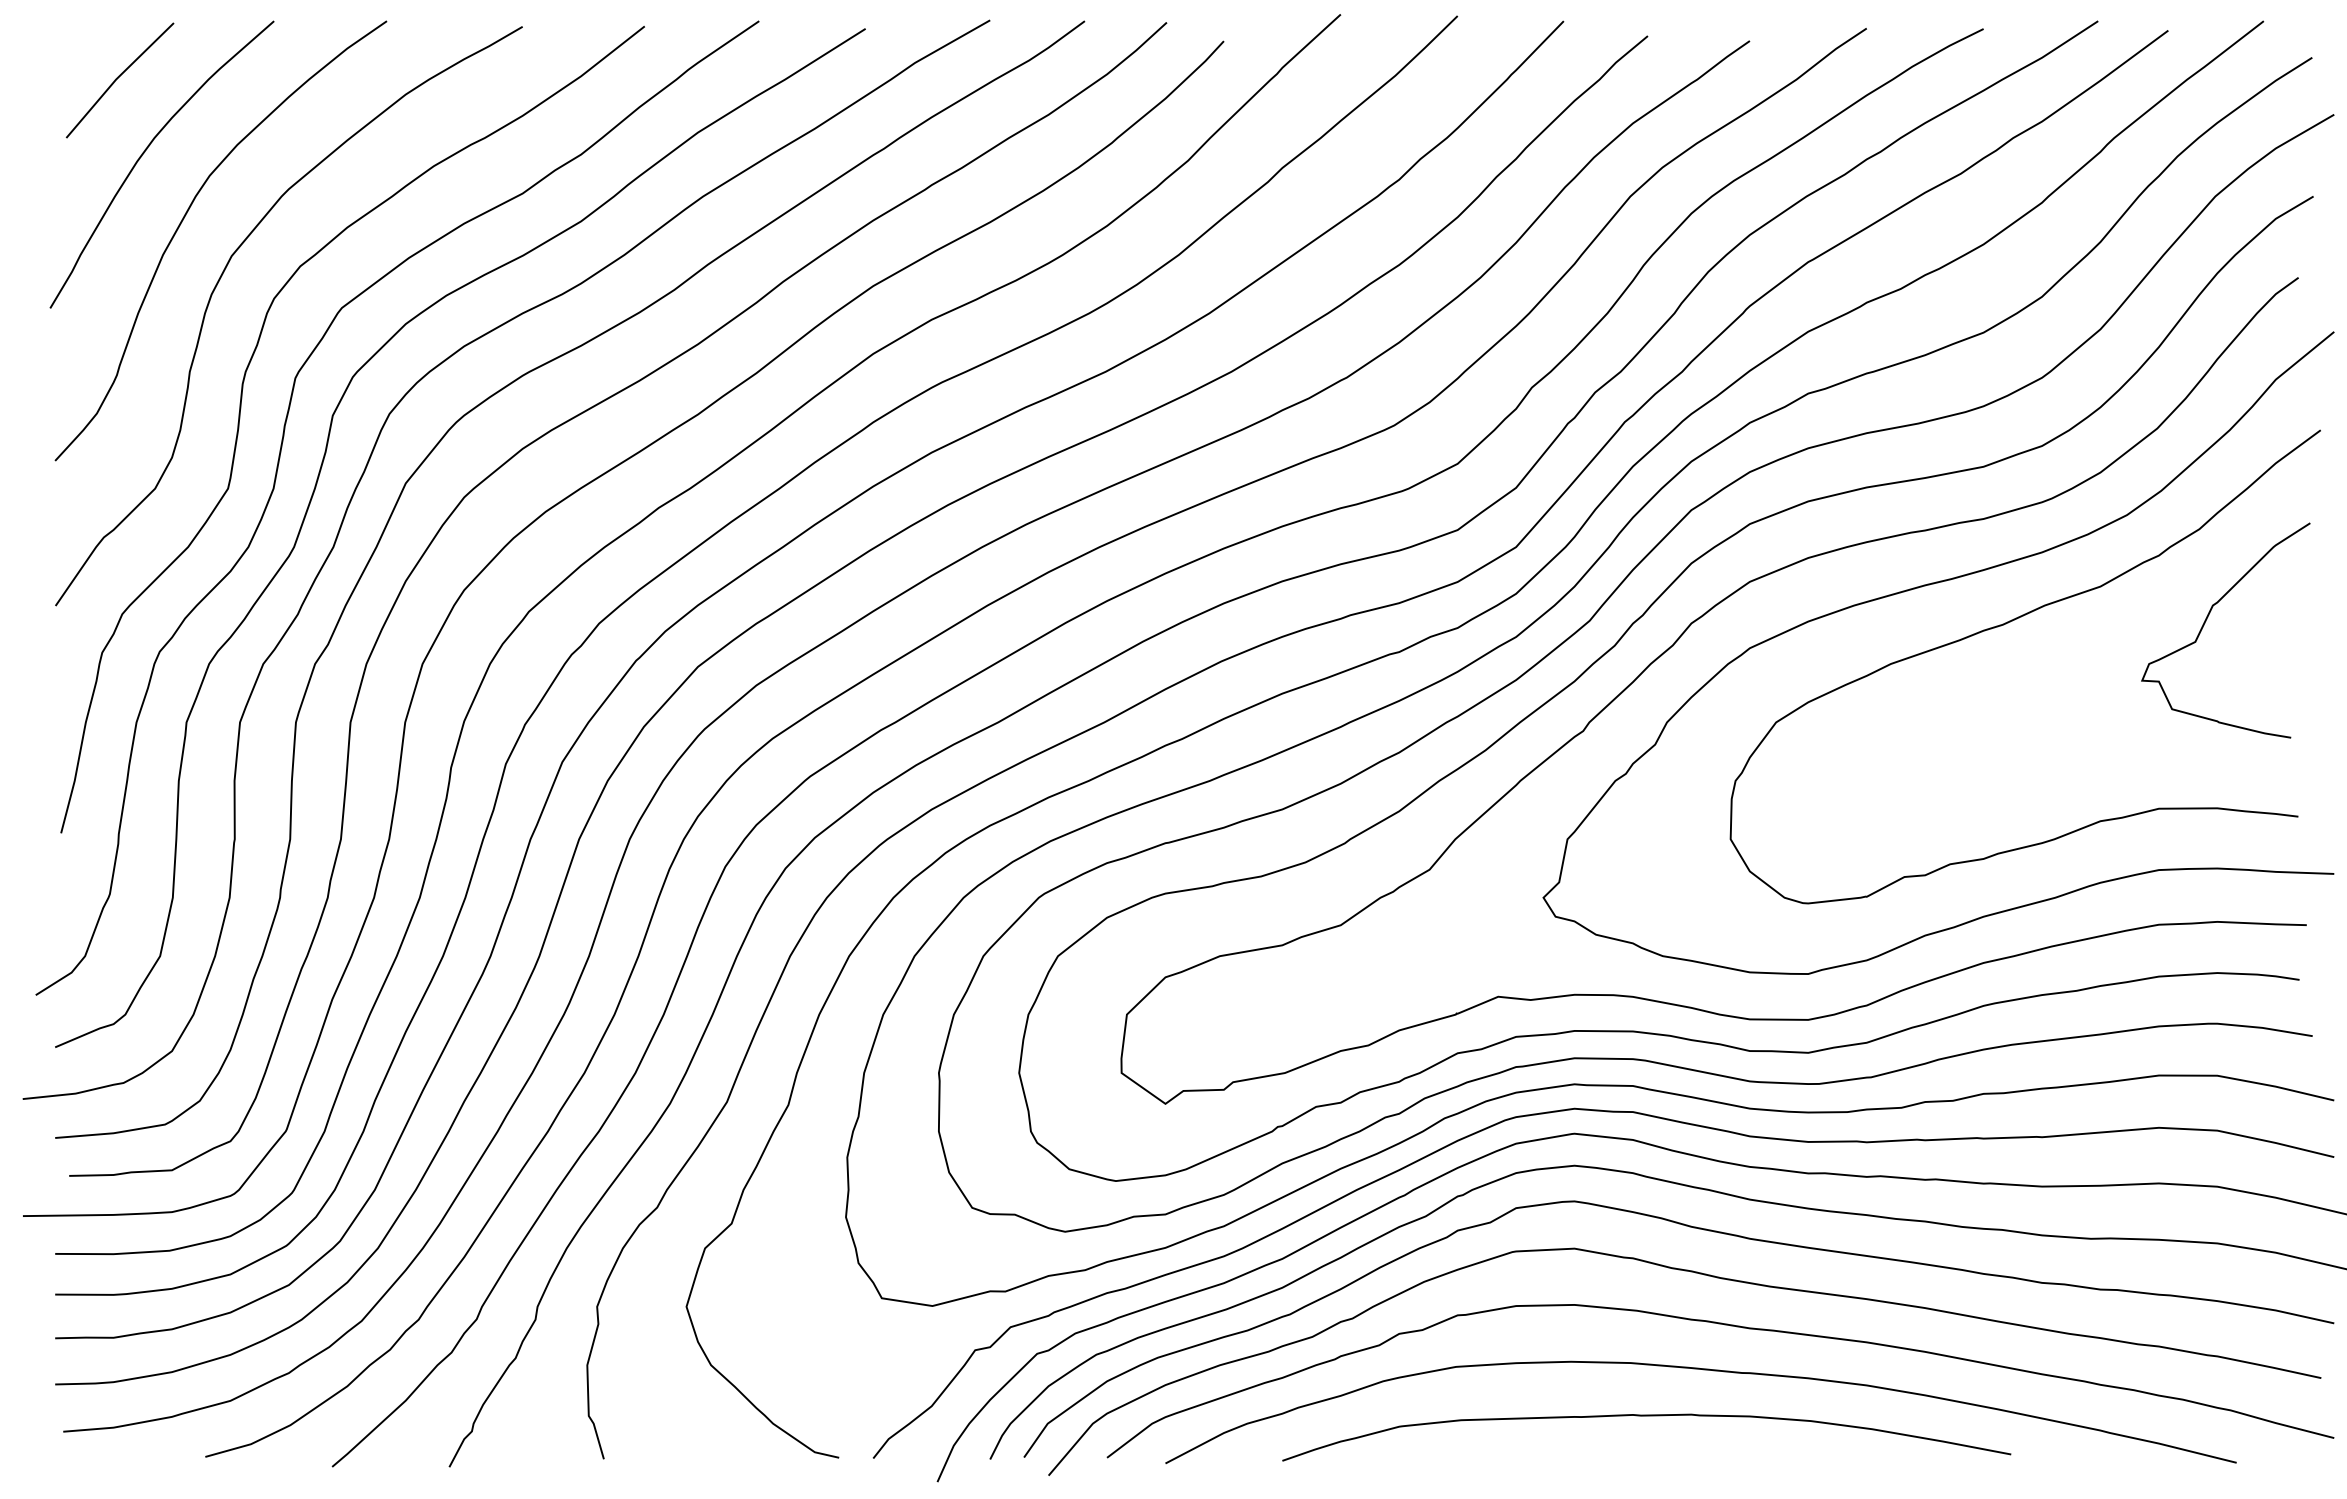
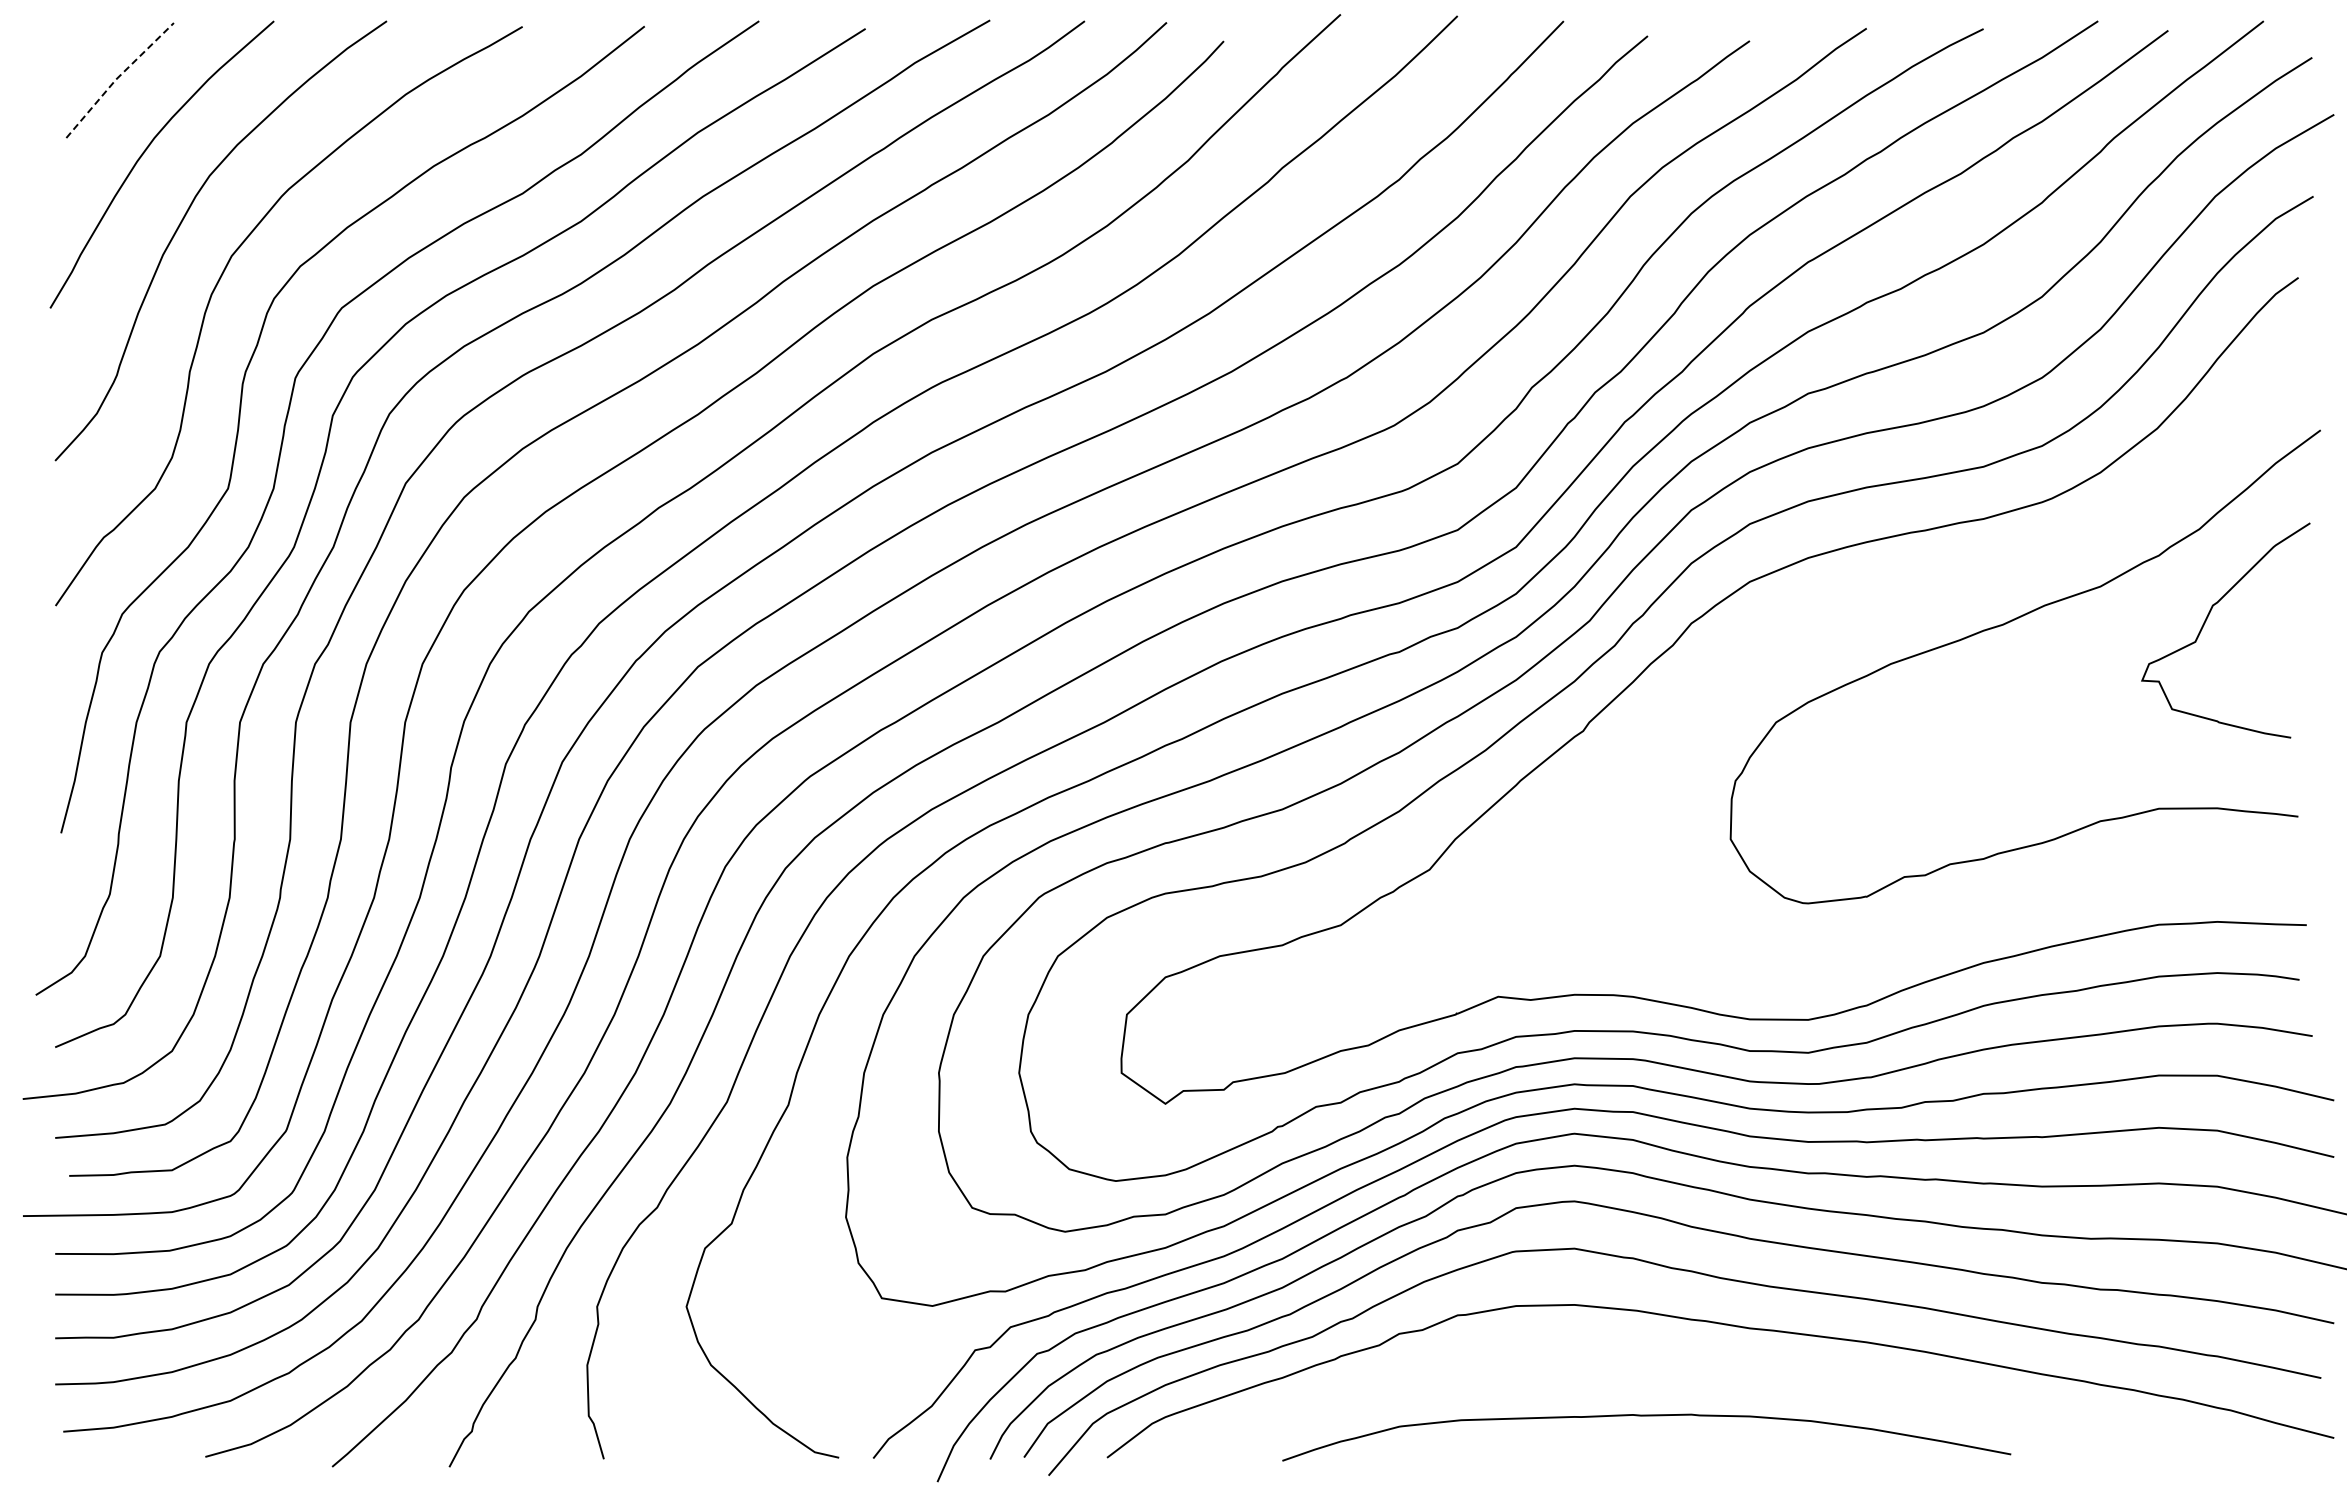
line: solid -> dashed (117, 78)
curve: present -> none (1918, 588)
curve: present -> none (1703, 1370)
